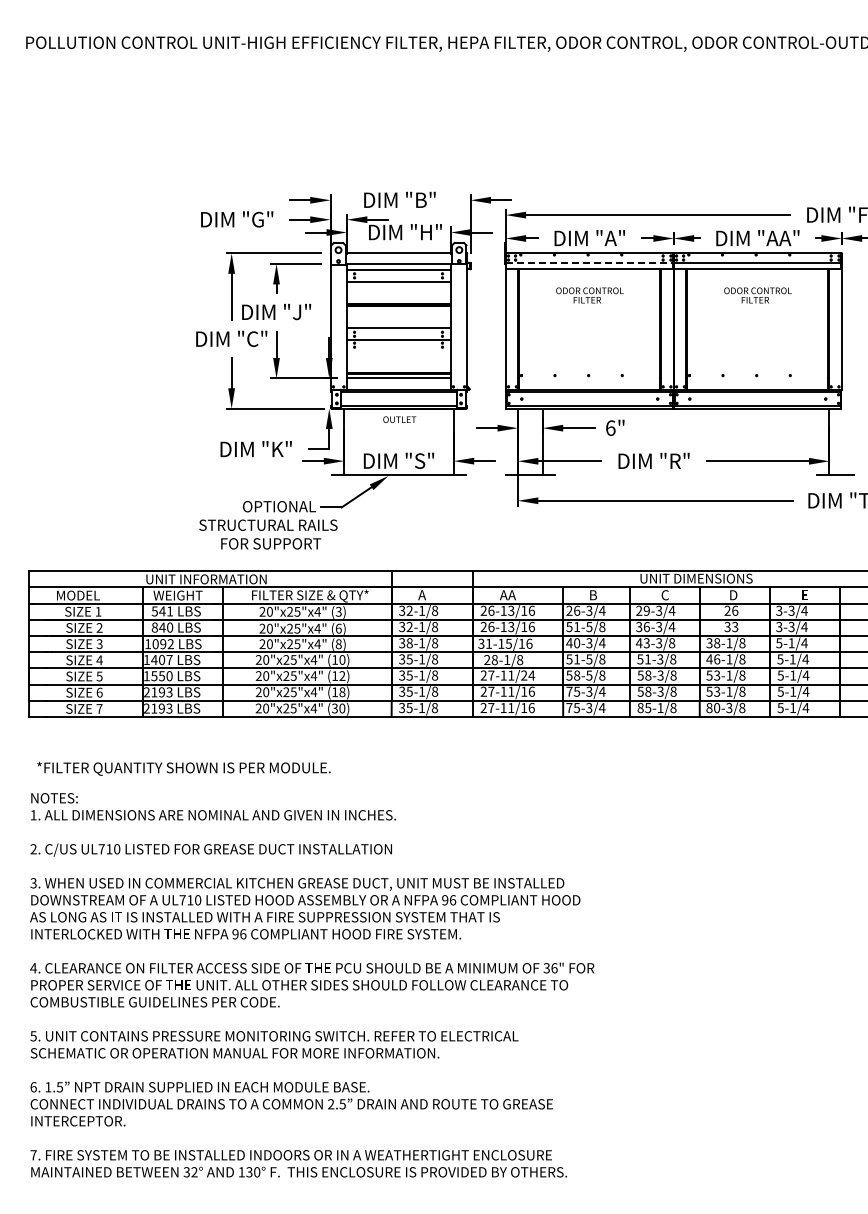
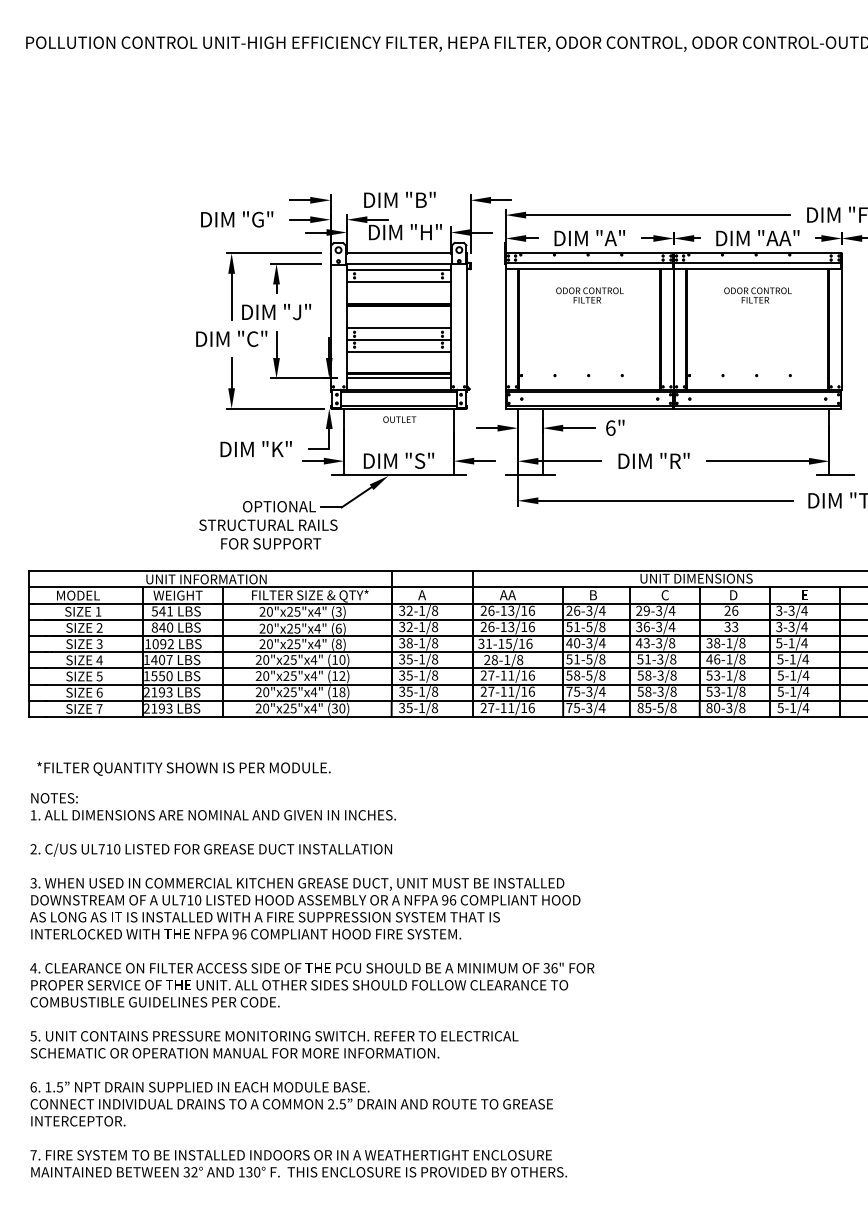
line: dashed -> solid (589, 263)
line: none -> present (398, 351)
text: 27-11/24 -> 27-11/16 (528, 675)
text: 85-1/8 -> 85-5/8 (660, 708)
